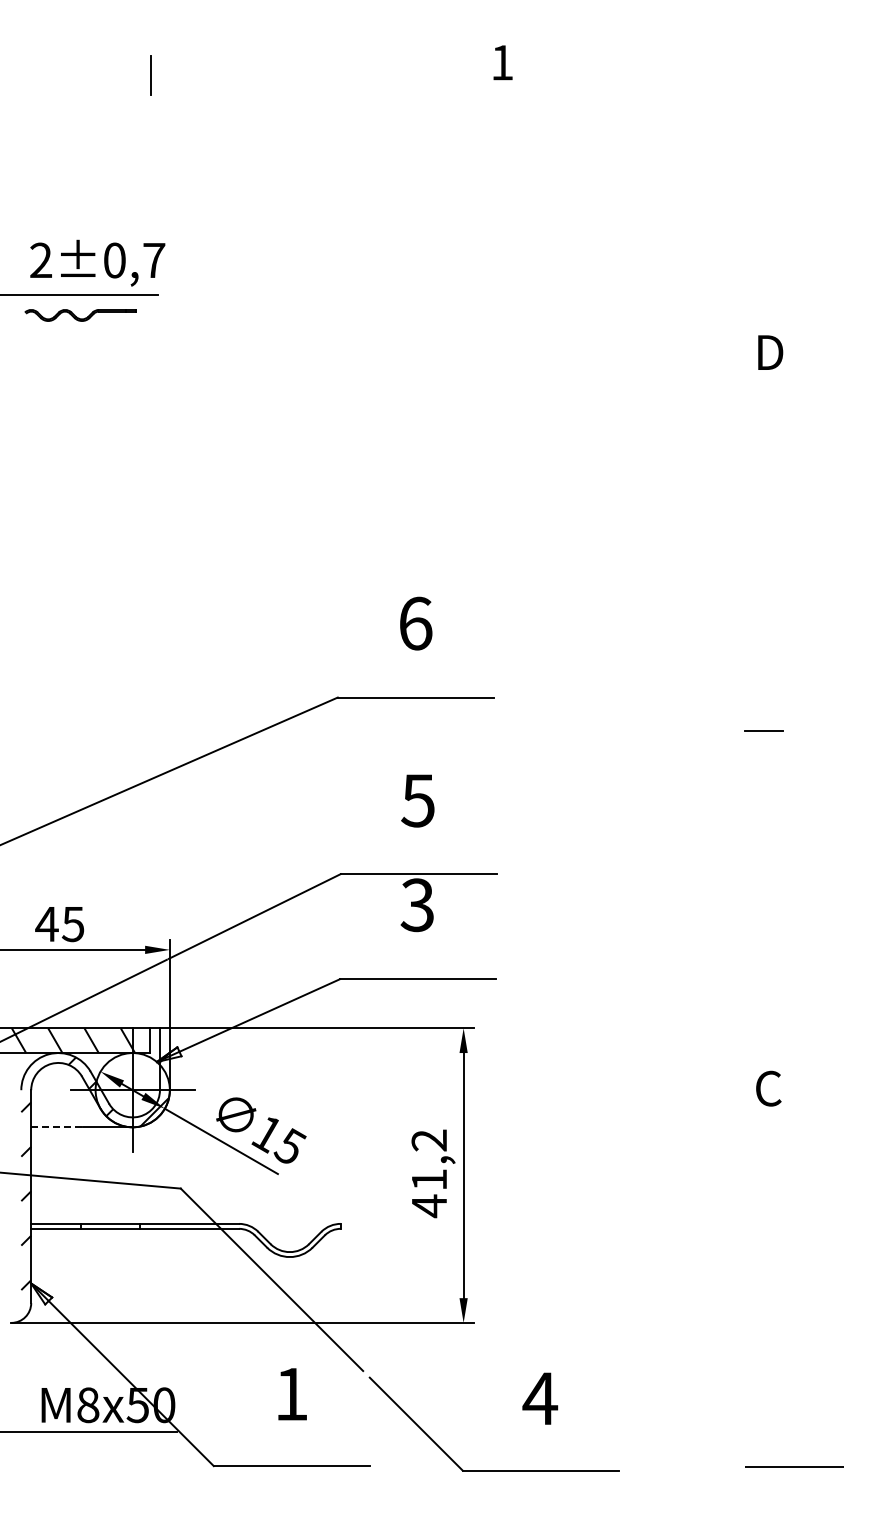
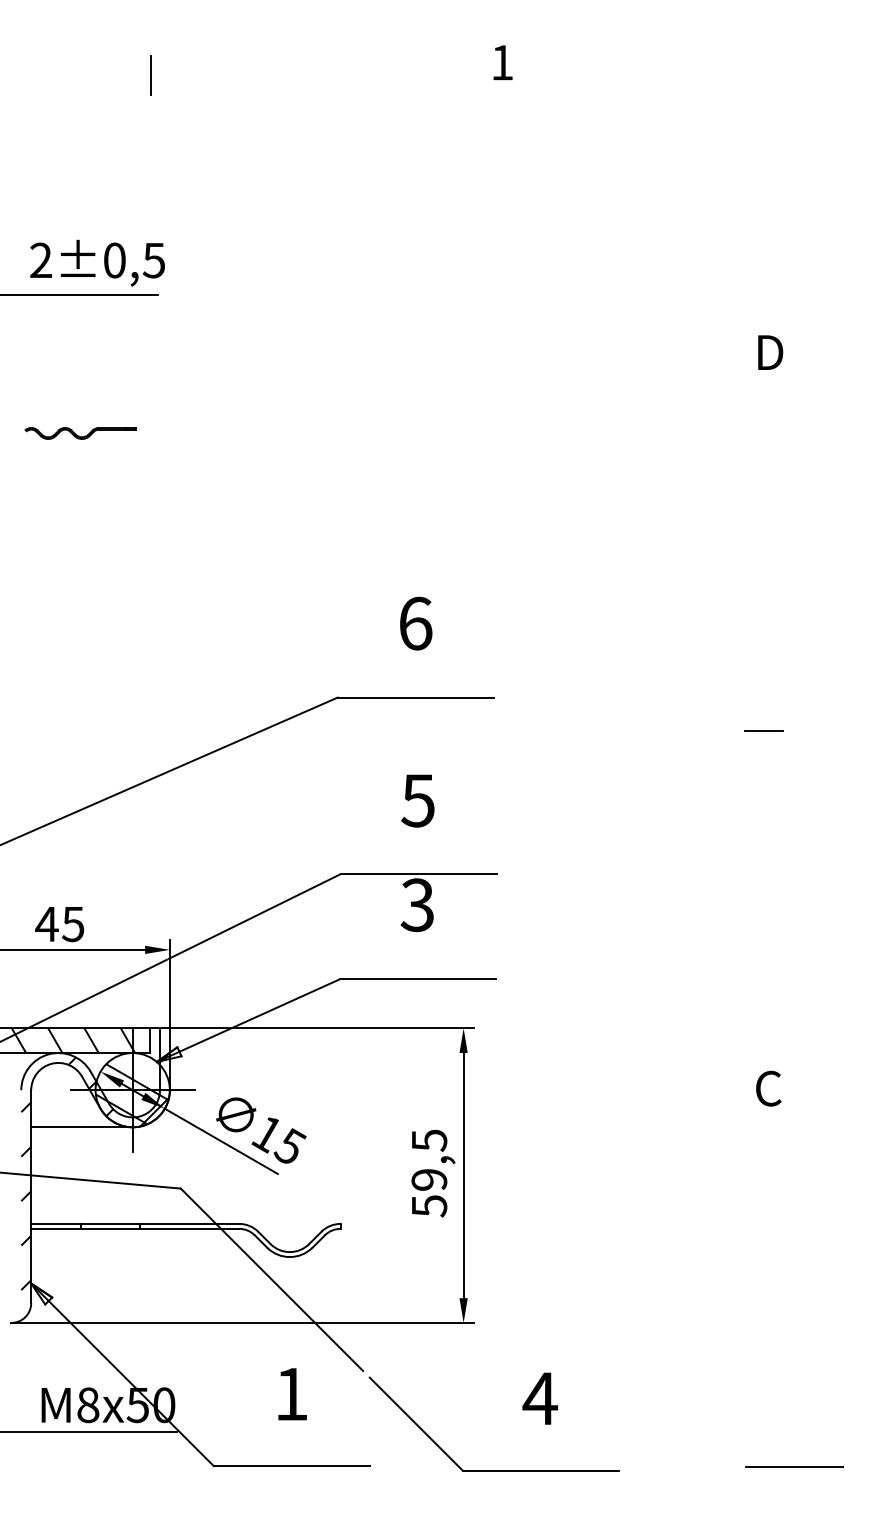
text: ±0,7 -> ±0,5 (153, 260)
part position: (80, 315) -> (80, 433) (80, 433)
hatch: none -> present (131, 1094)
line: dashed -> solid (57, 1127)
text: 41,2 -> 59,5 (429, 1173)
